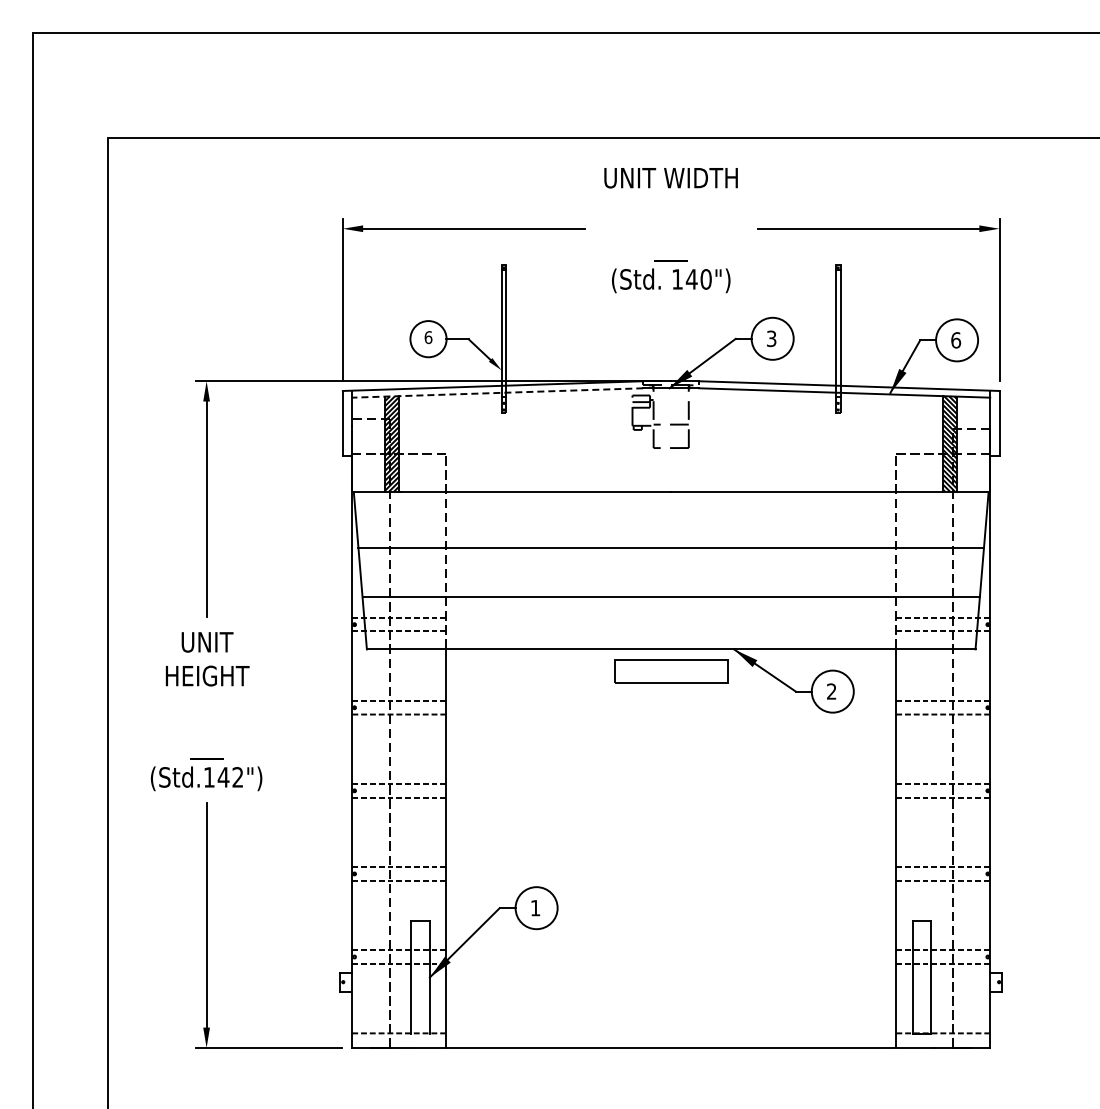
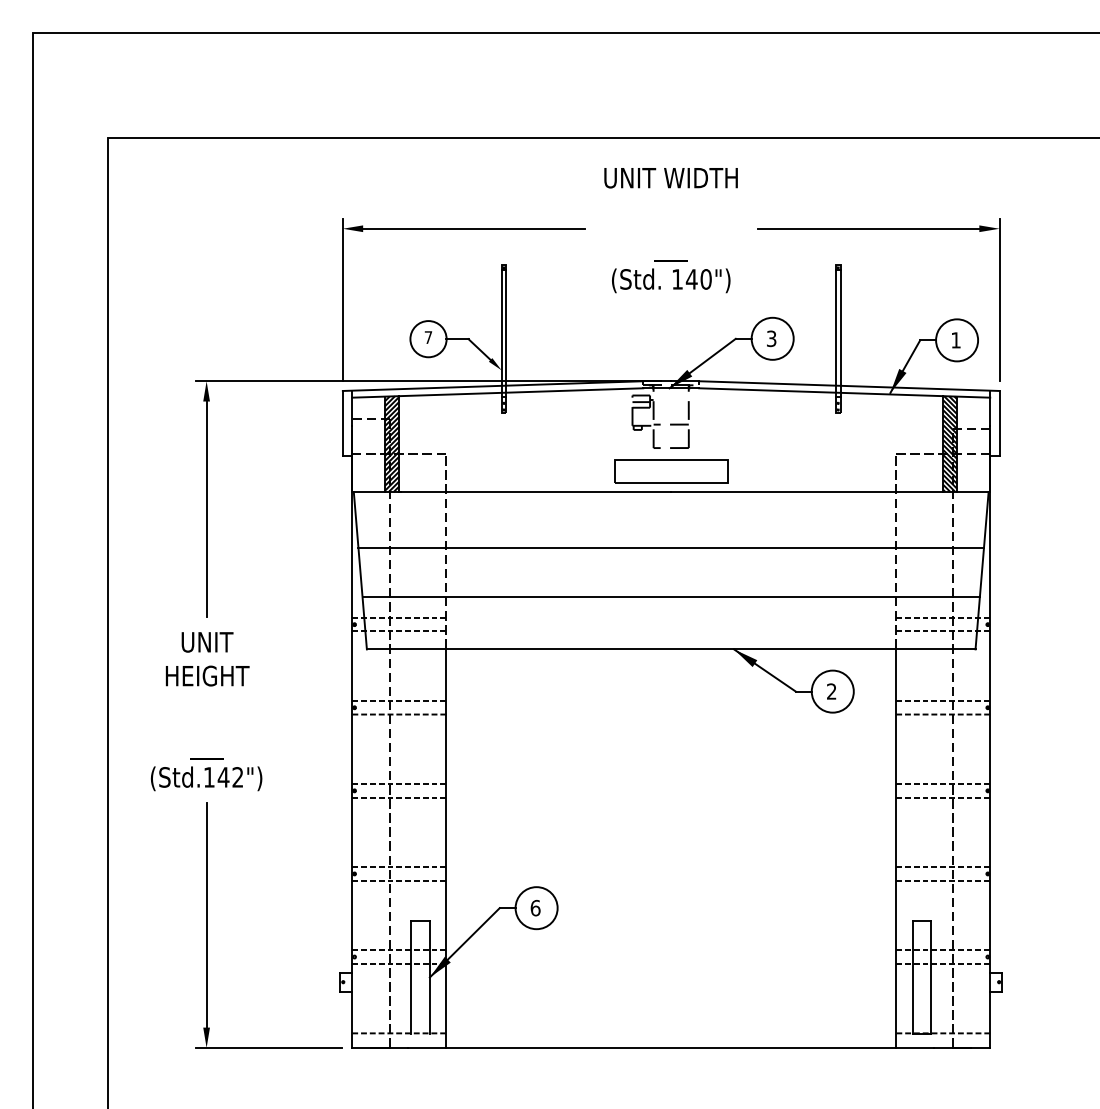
text: 6 -> 7 (428, 337)
text: 6 -> 1 (956, 340)
line: dashed -> solid (497, 392)
part position: (671, 671) -> (671, 471) (671, 471)
text: 1 -> 6 (535, 907)
